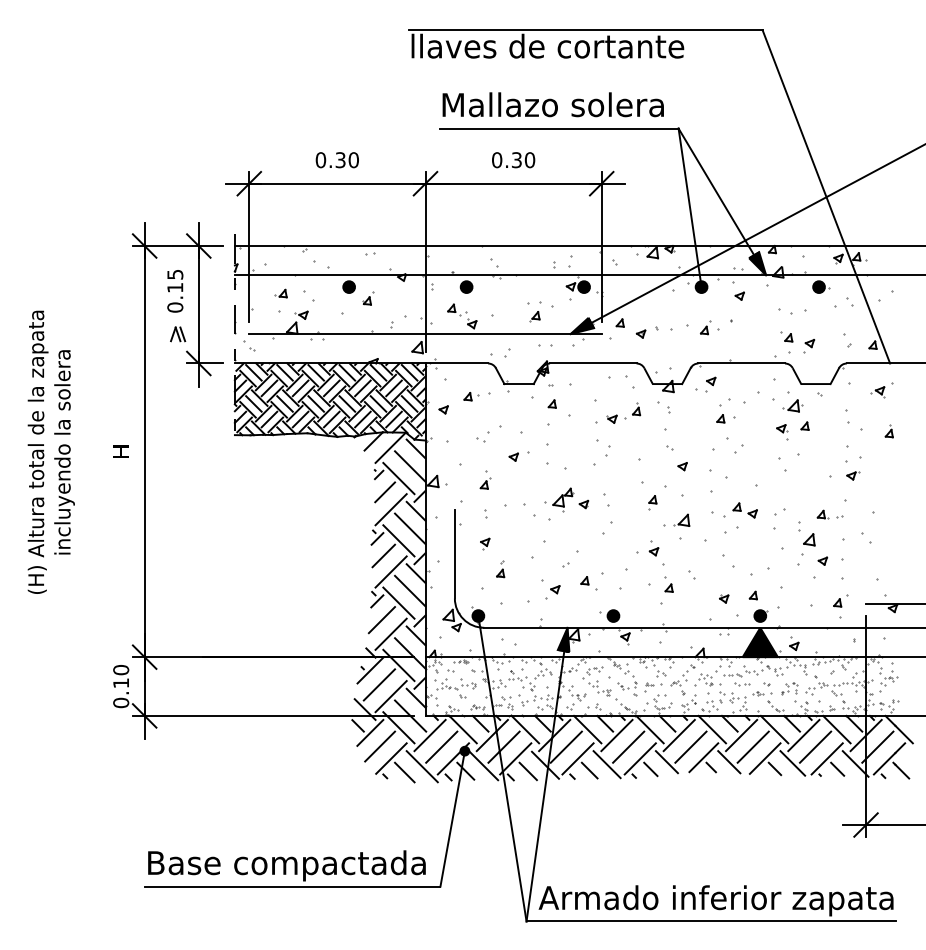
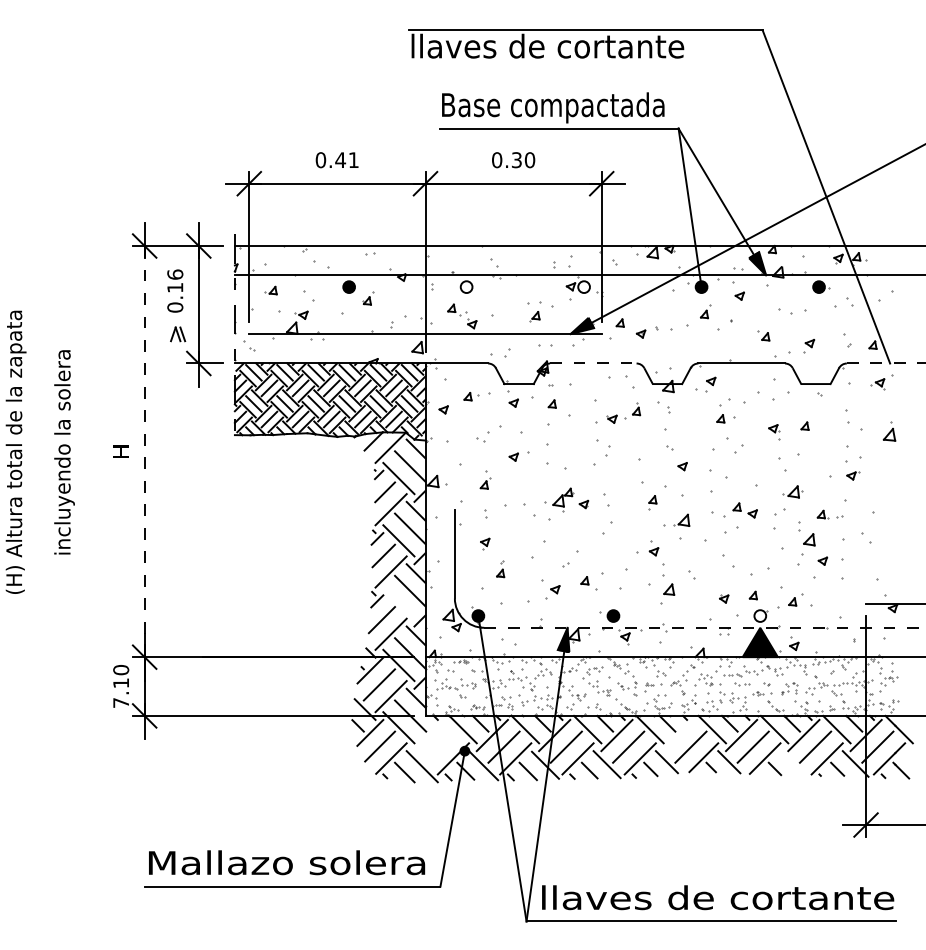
text: Mallazo solera -> Base compactada (553, 107)
text: 0.30 -> 0.41 (346, 160)
text: 0.15 -> 0.16 (175, 274)
fill: present -> none (466, 287)
fill: present -> none (583, 287)
part position: (280, 293) -> (270, 290) (270, 290)
part position: (705, 327) -> (705, 311) (705, 311)
part position: (786, 336) -> (763, 335) (763, 335)
line: solid -> dashed (593, 363)
line: solid -> dashed (886, 363)
part position: (881, 390) -> (881, 382) (881, 382)
part: none -> present (513, 402)
part position: (792, 405) -> (792, 491) (792, 491)
part size: 10x15 px -> 15x21 px (889, 431)
part position: (782, 432) -> (774, 432) (774, 432)
text position: (37, 451) -> (15, 451) (15, 451)
line: solid -> dashed (144, 451)
part size: 10x17 px -> 14x22 px (668, 584)
part position: (840, 600) -> (795, 599) (795, 599)
line: present -> none (398, 602)
fill: present -> none (760, 615)
line: solid -> dashed (704, 627)
text: 0.10 -> 7.10 (121, 702)
line: present -> none (429, 735)
line: present -> none (678, 735)
line: present -> none (441, 746)
line: present -> none (792, 763)
text: Base compactada -> Mallazo solera (286, 865)
text: Armado inferior zapata -> llaves de cortante (716, 900)
